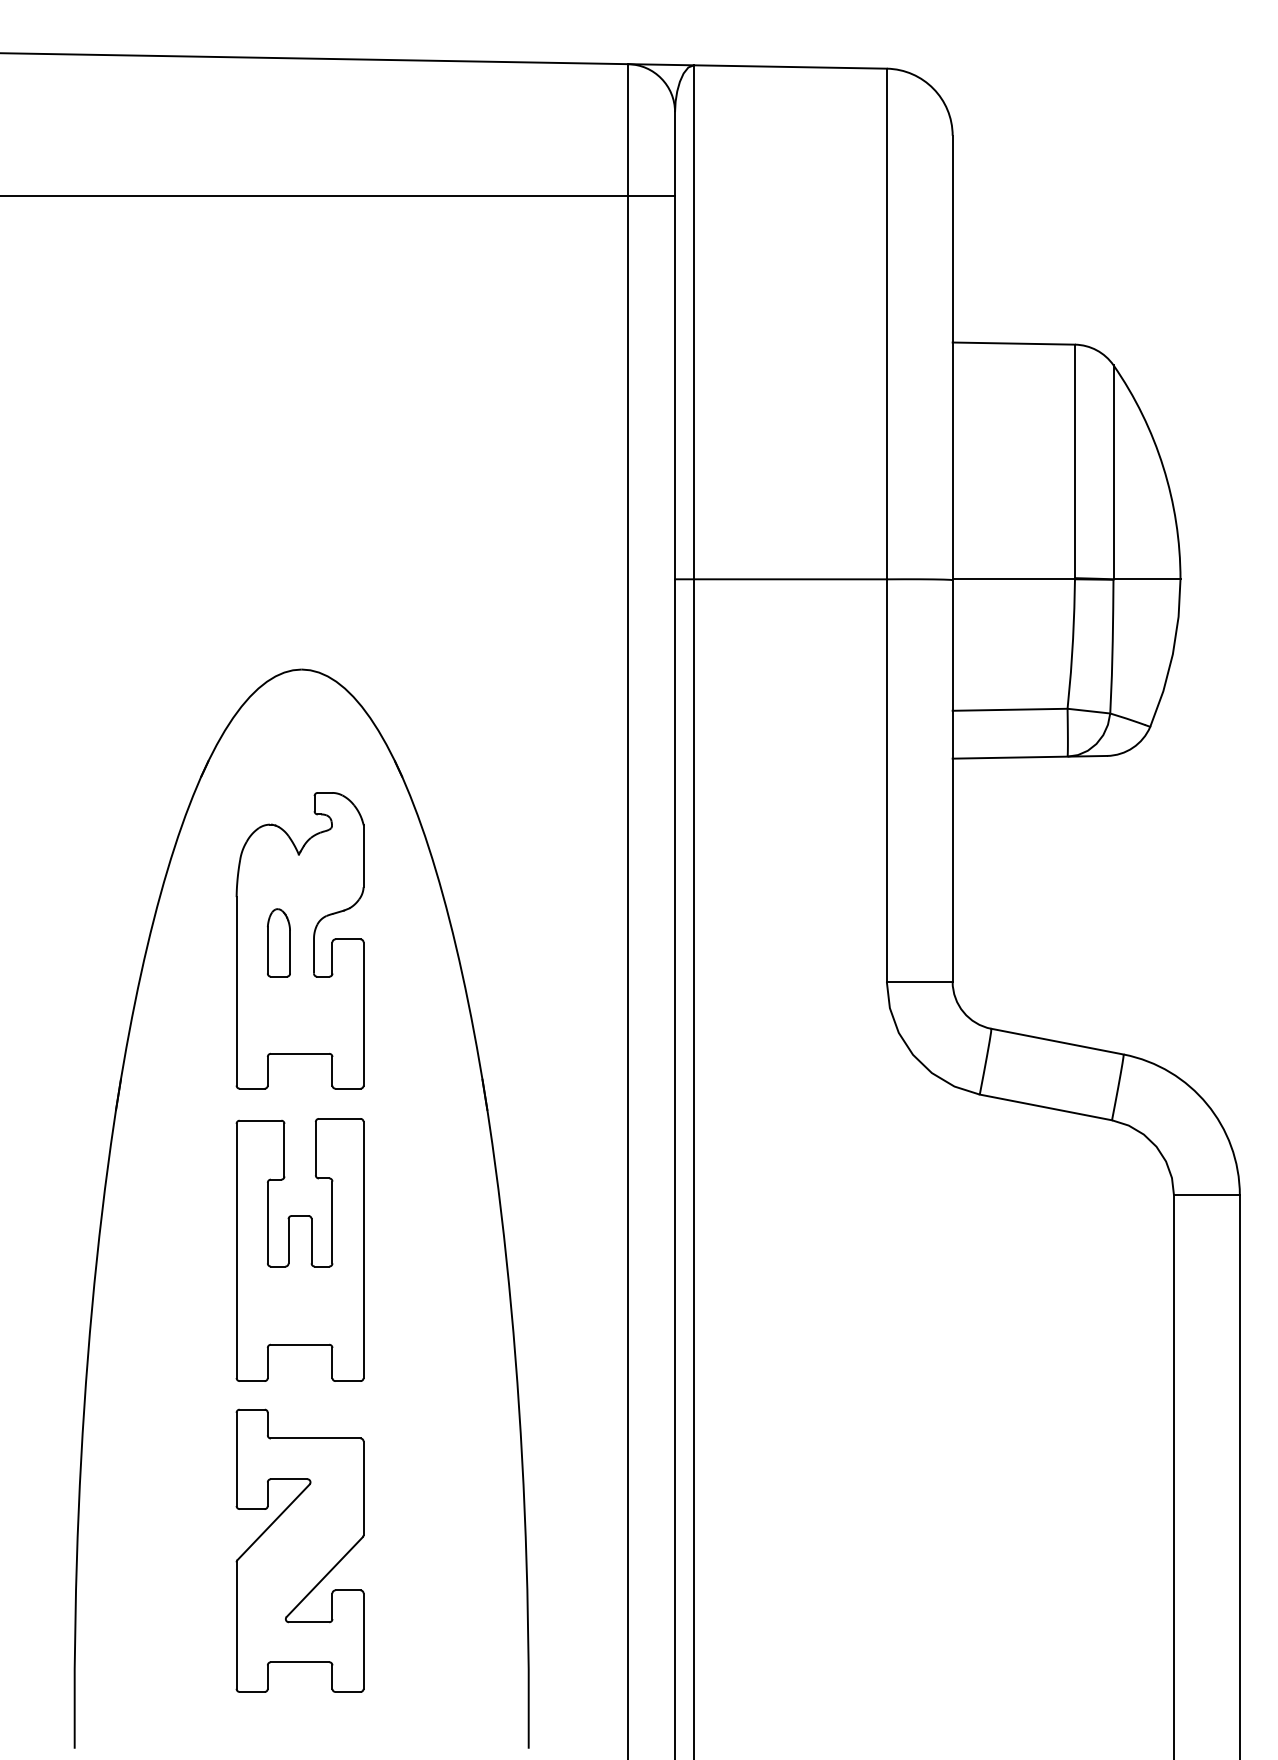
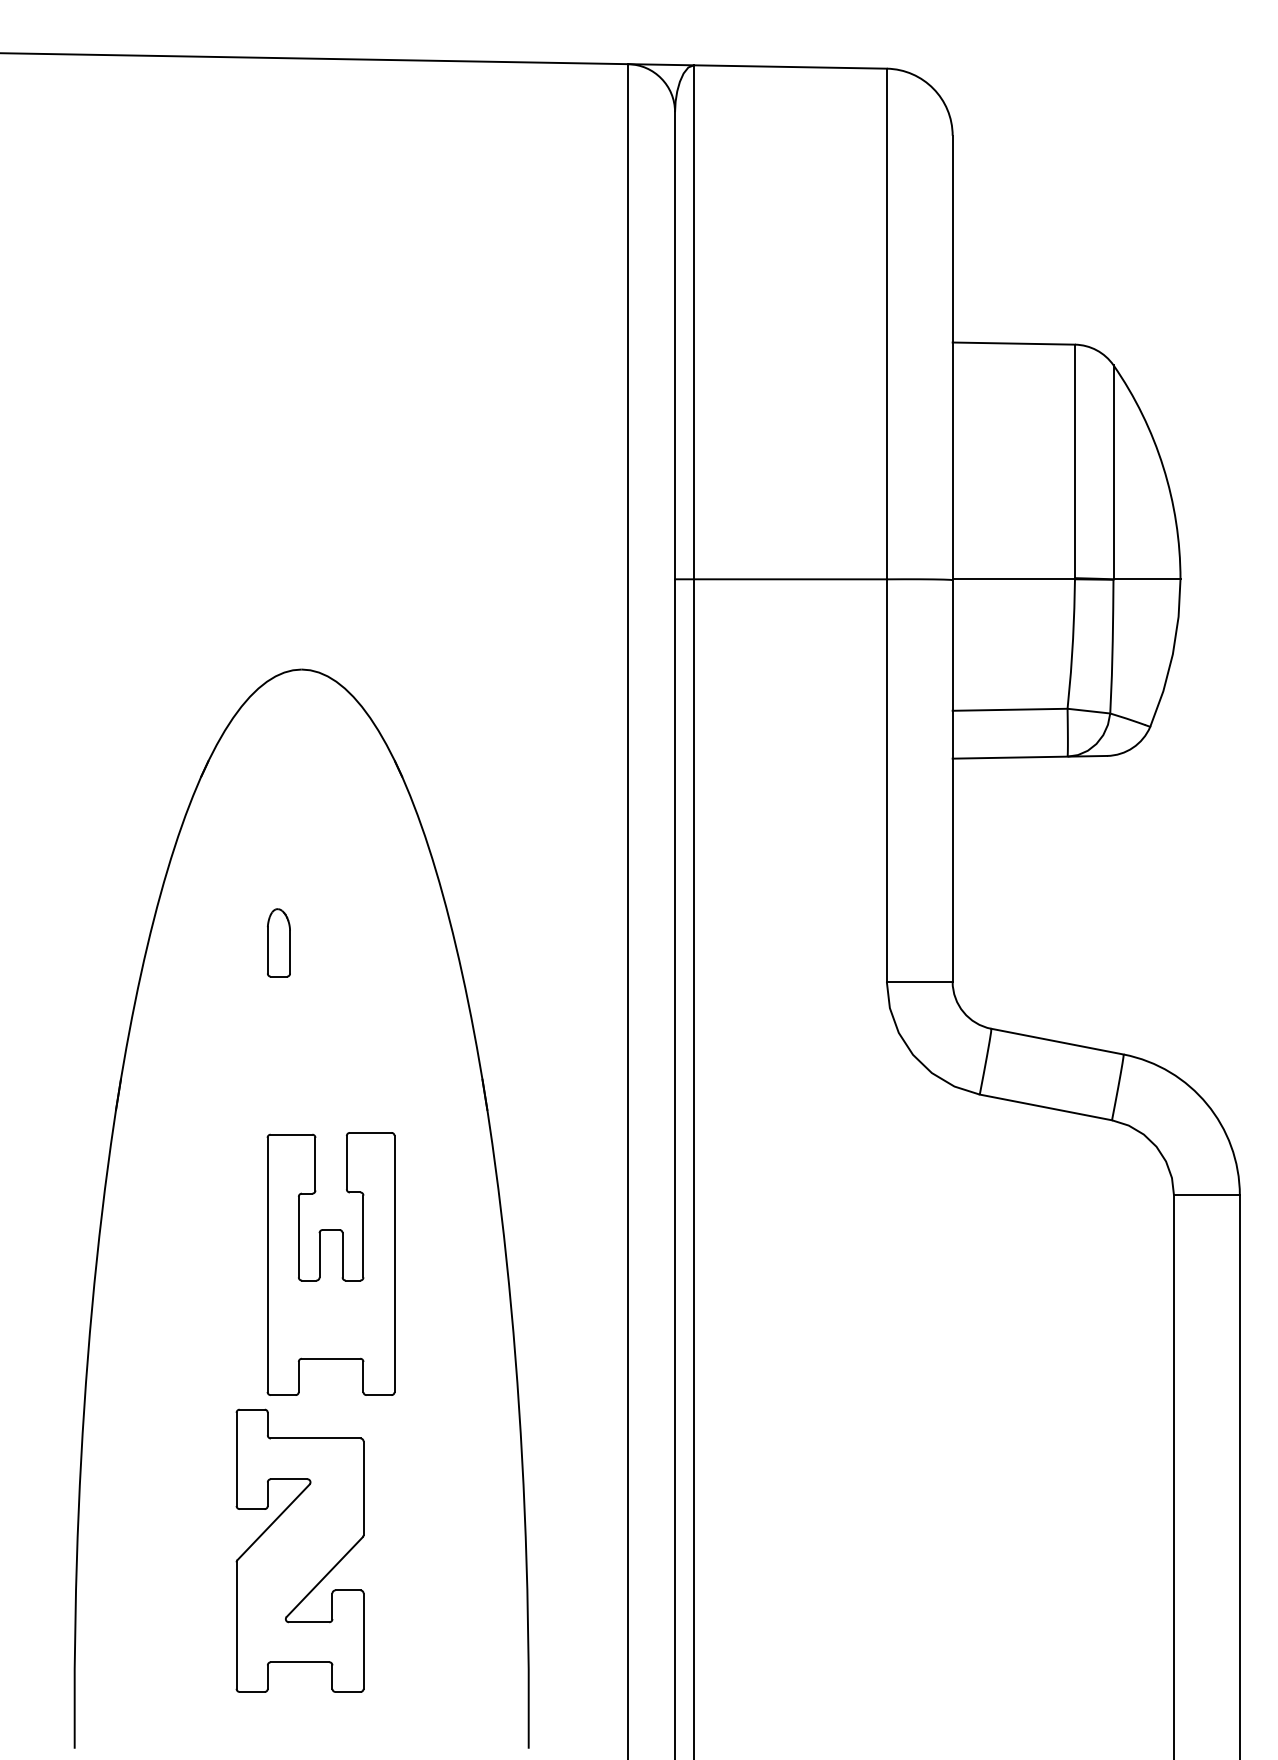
line: present -> none (338, 196)
part: present -> none (299, 940)
part position: (299, 1249) -> (330, 1263) (330, 1263)
